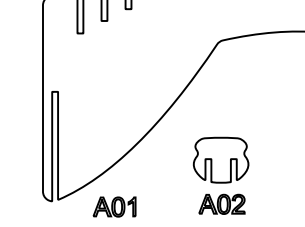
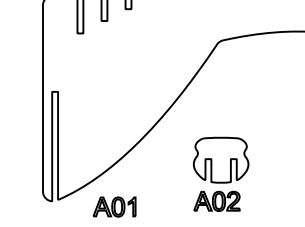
part position: (221, 203) -> (216, 200) (216, 200)
